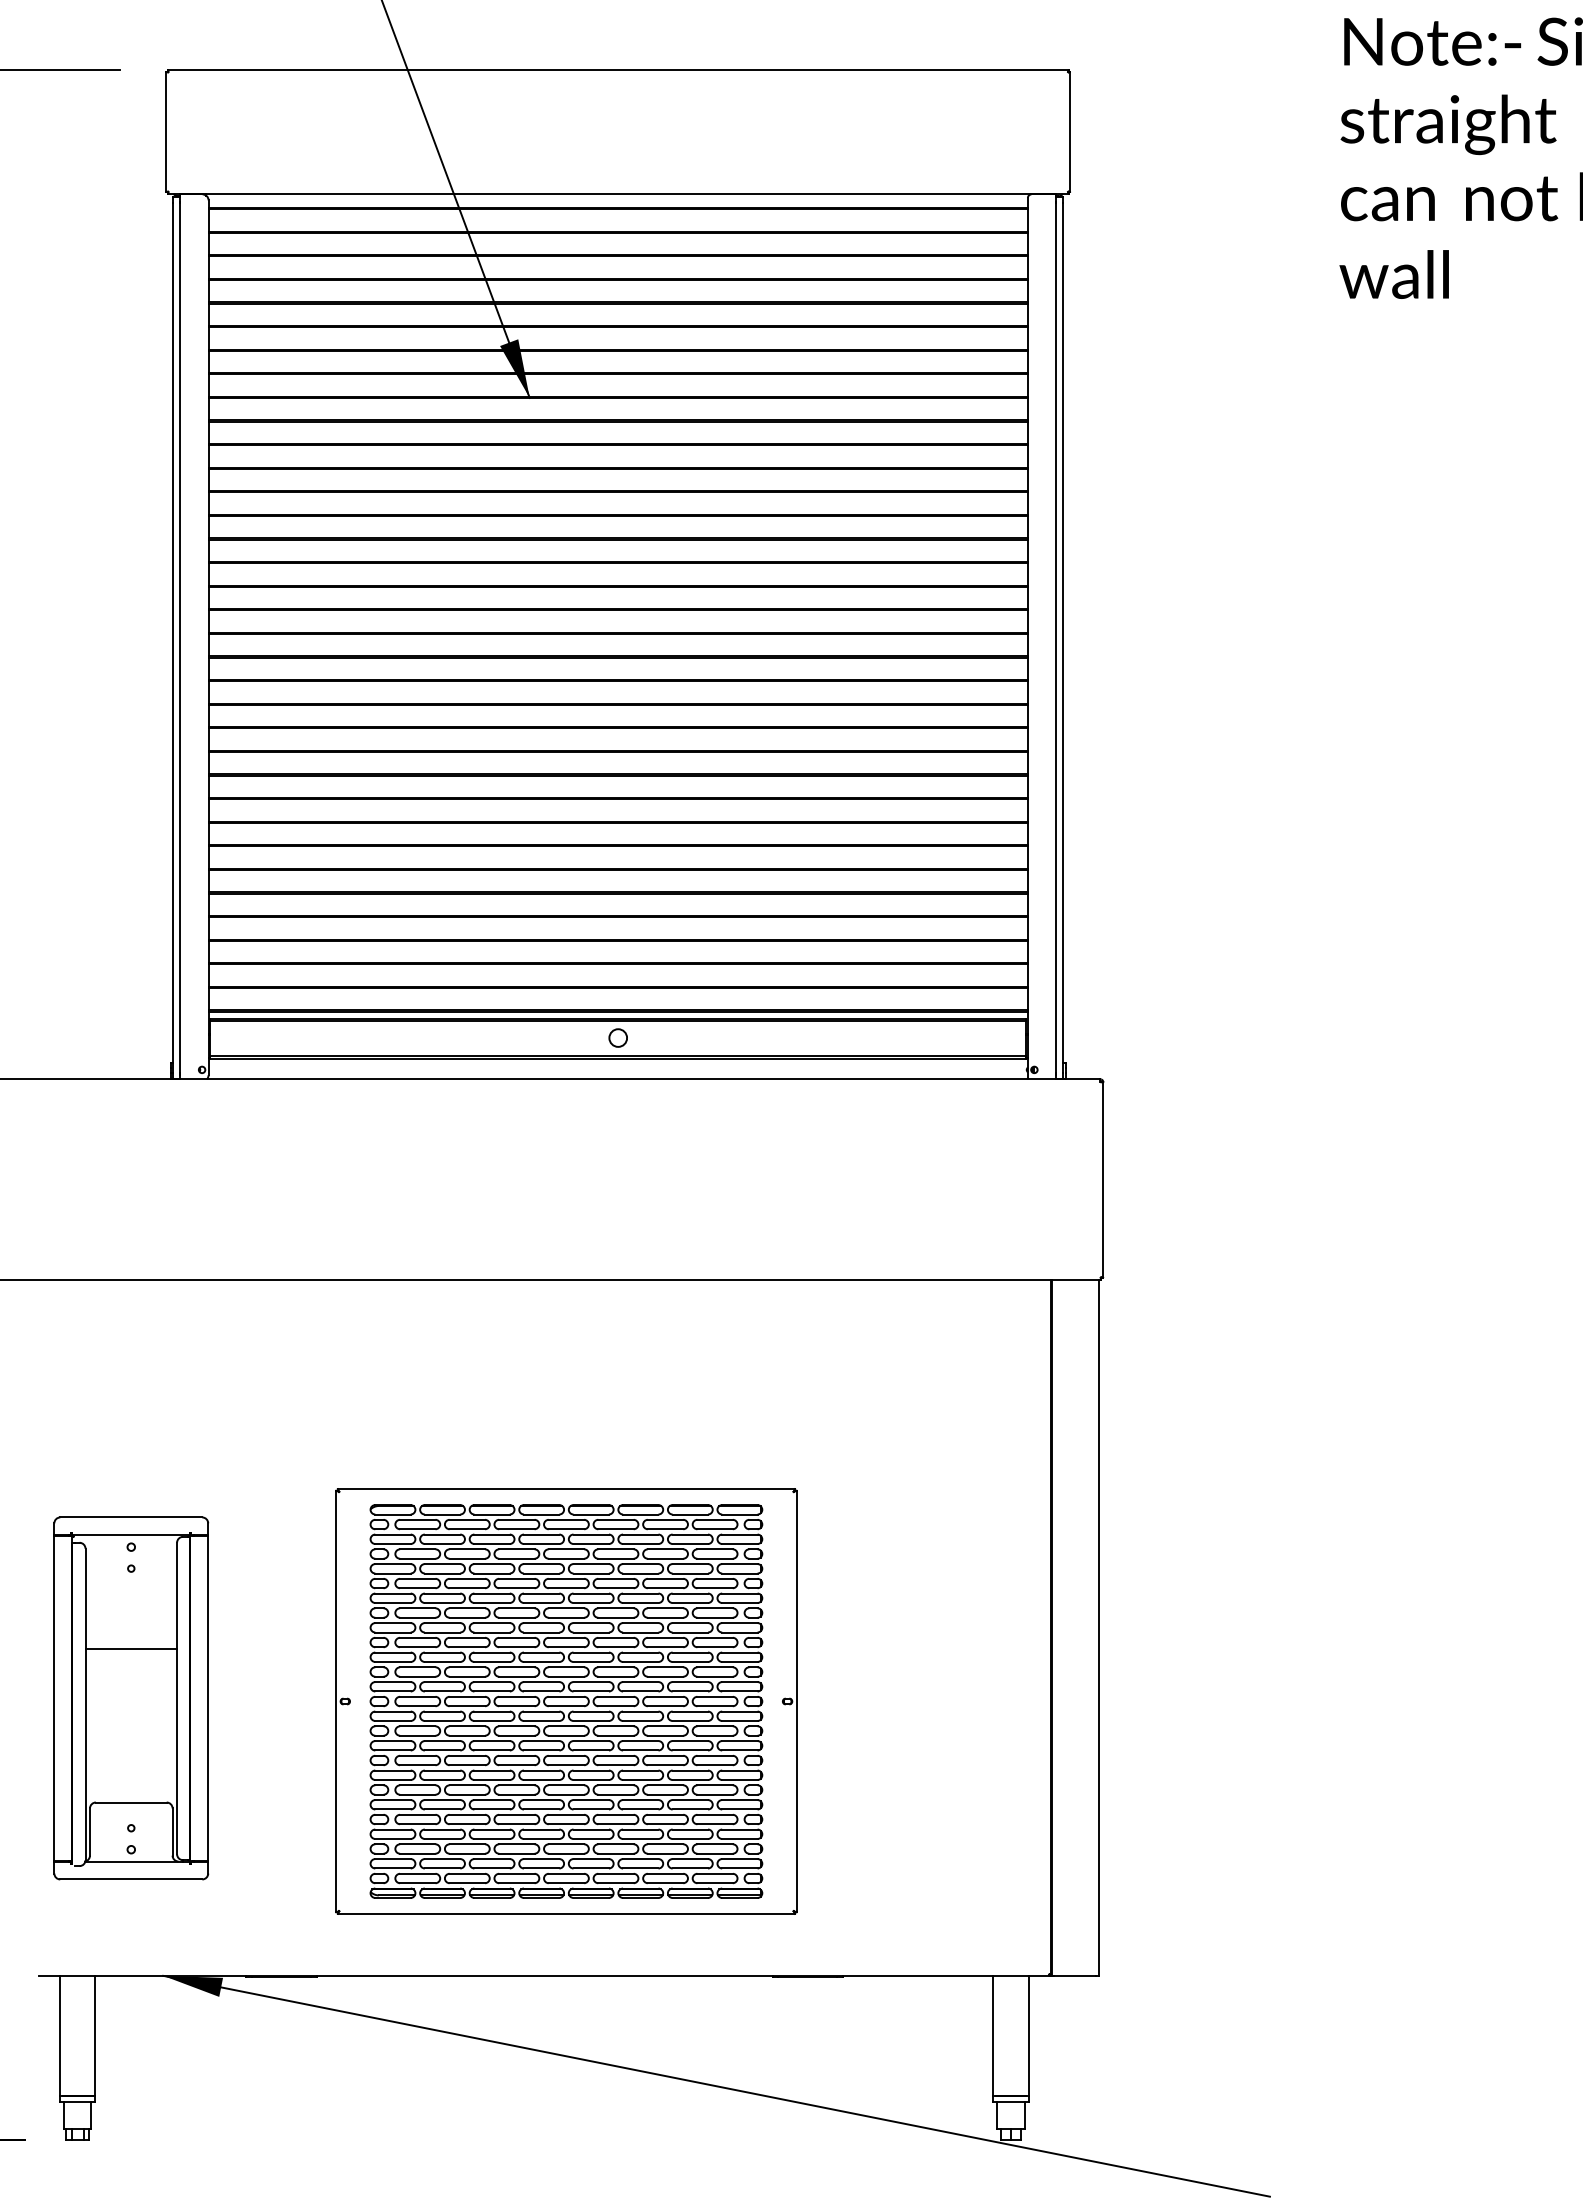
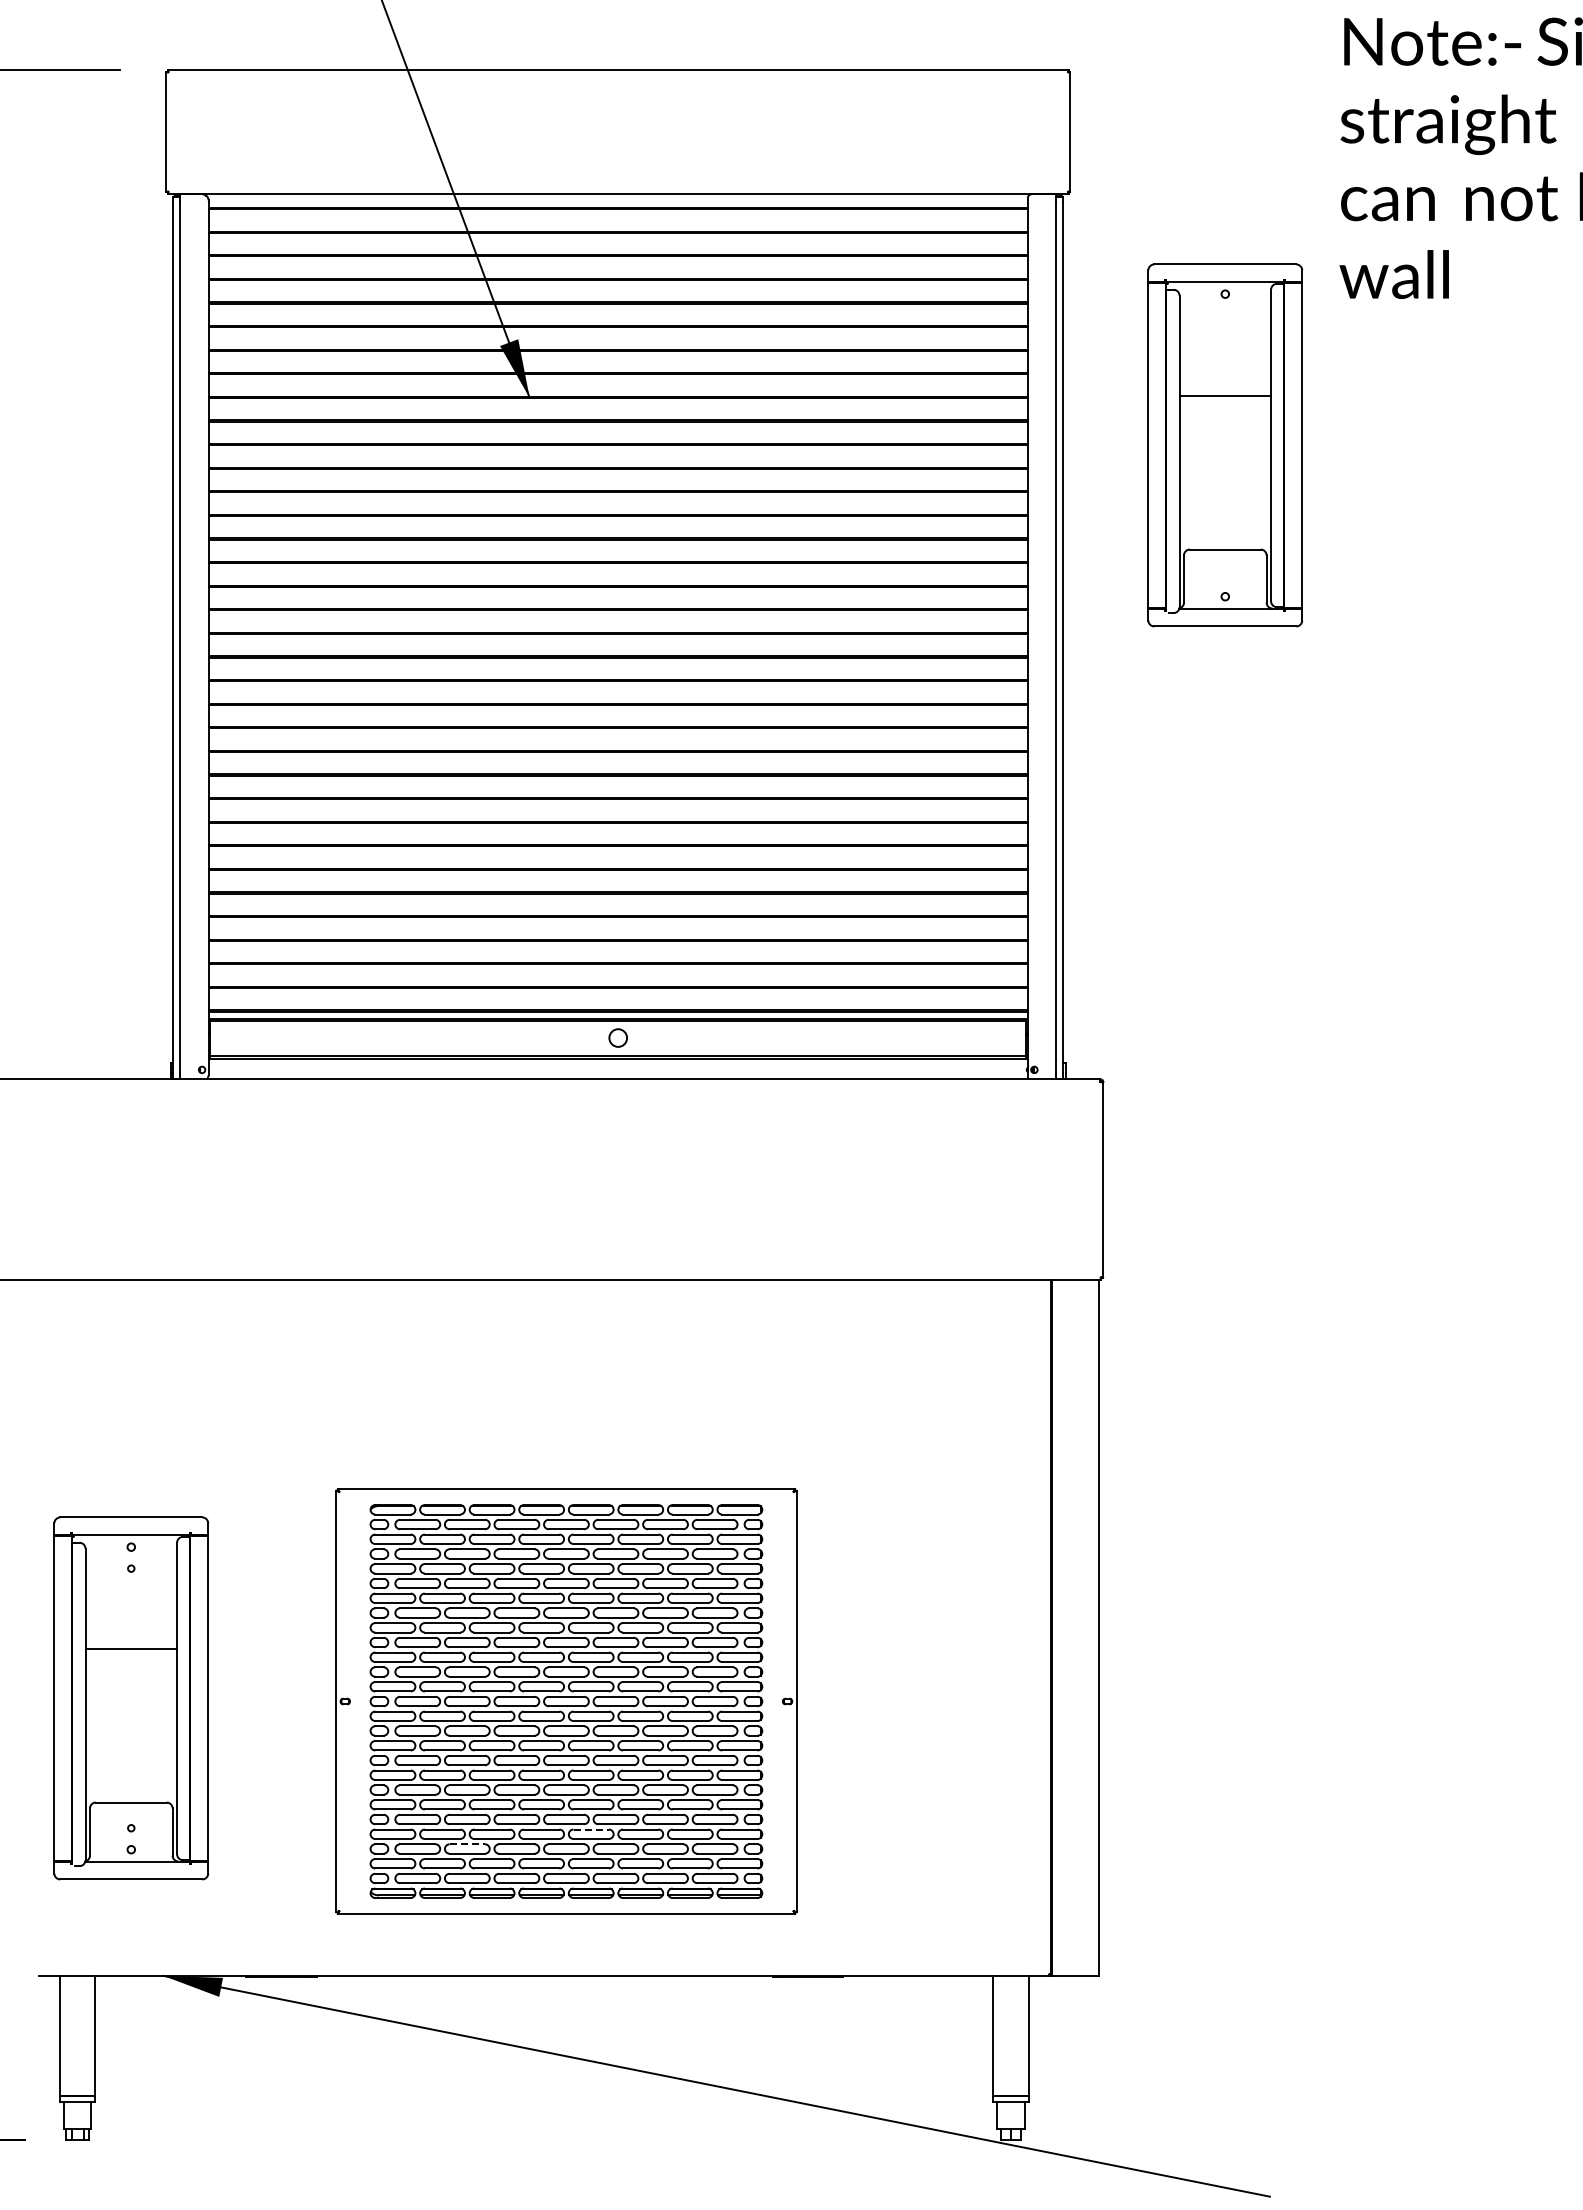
part: none -> present (1225, 445)
line: solid -> dashed (591, 1829)
line: solid -> dashed (467, 1844)
